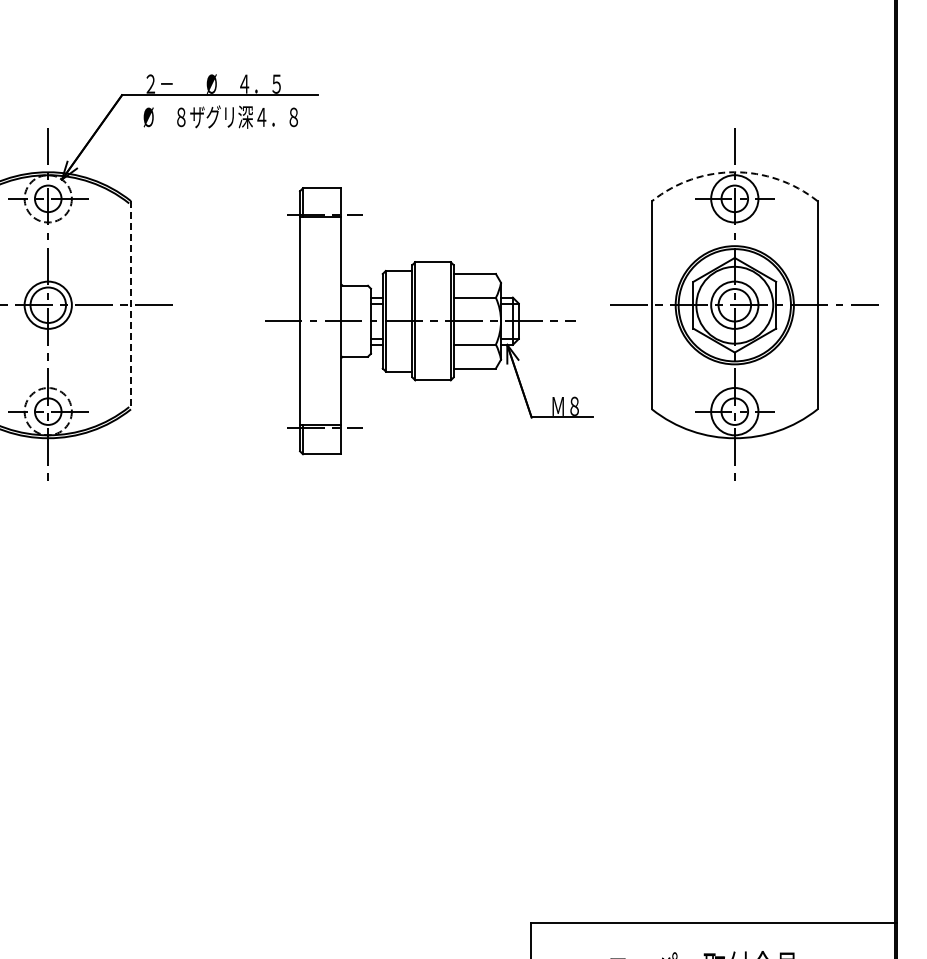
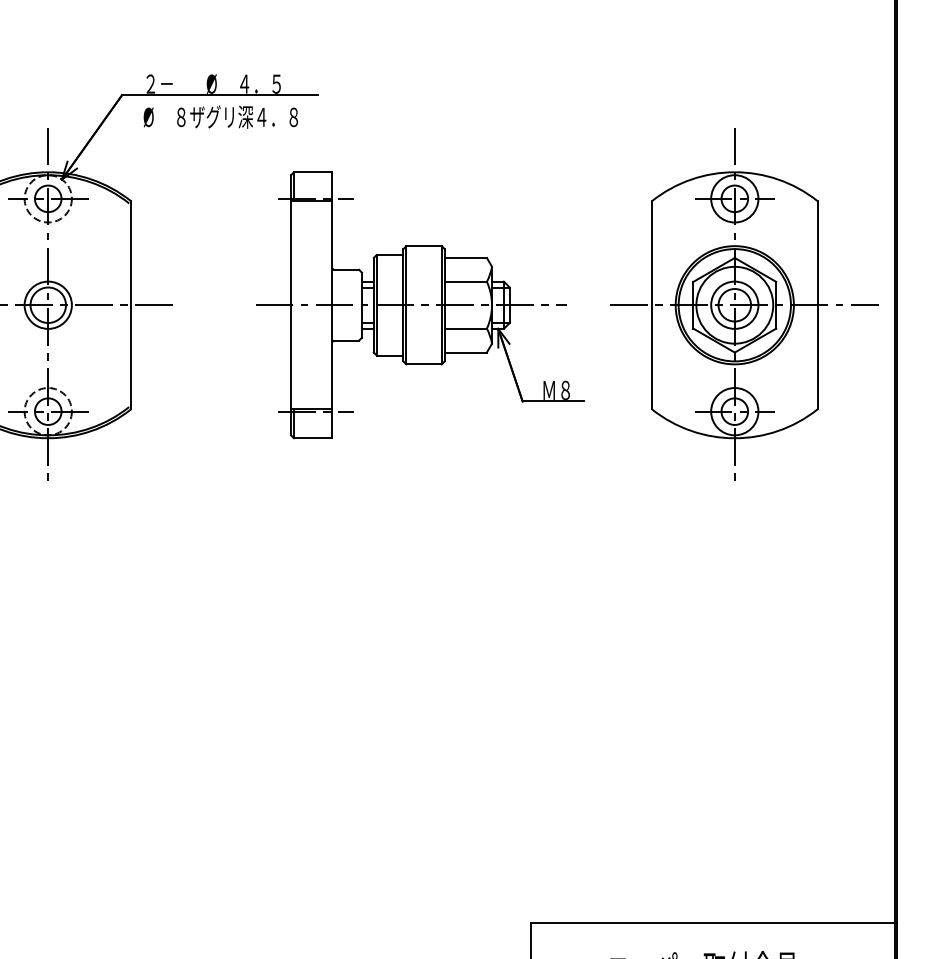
arc: dashed -> solid (734, 172)
line: dashed -> solid (131, 305)
part position: (429, 321) -> (420, 305) (420, 305)
